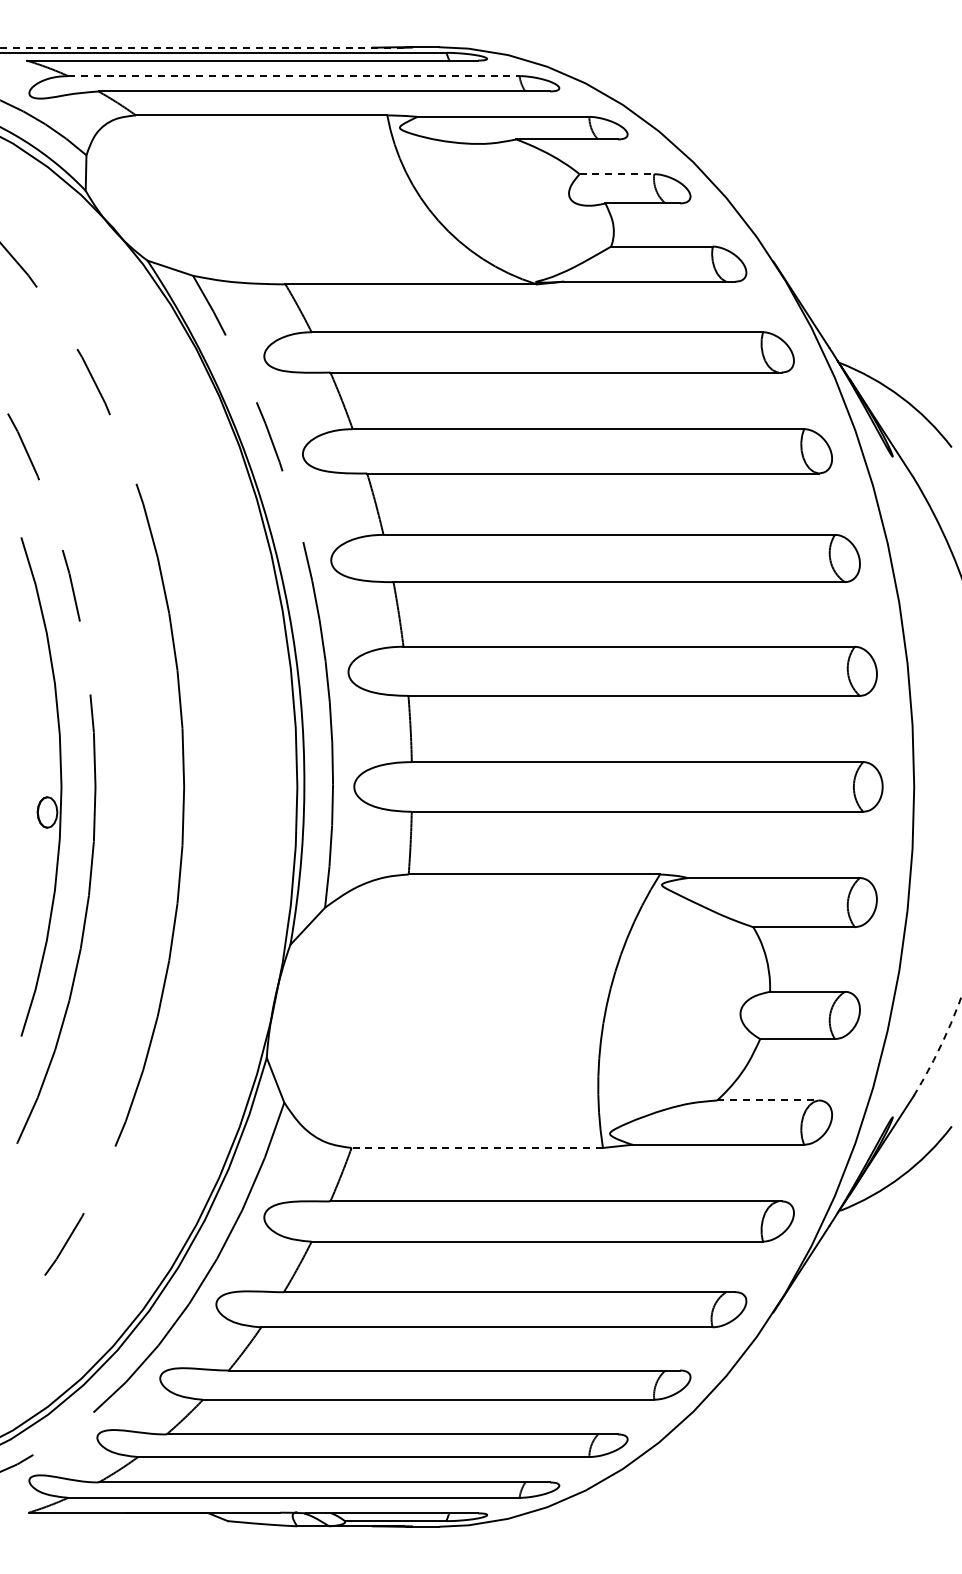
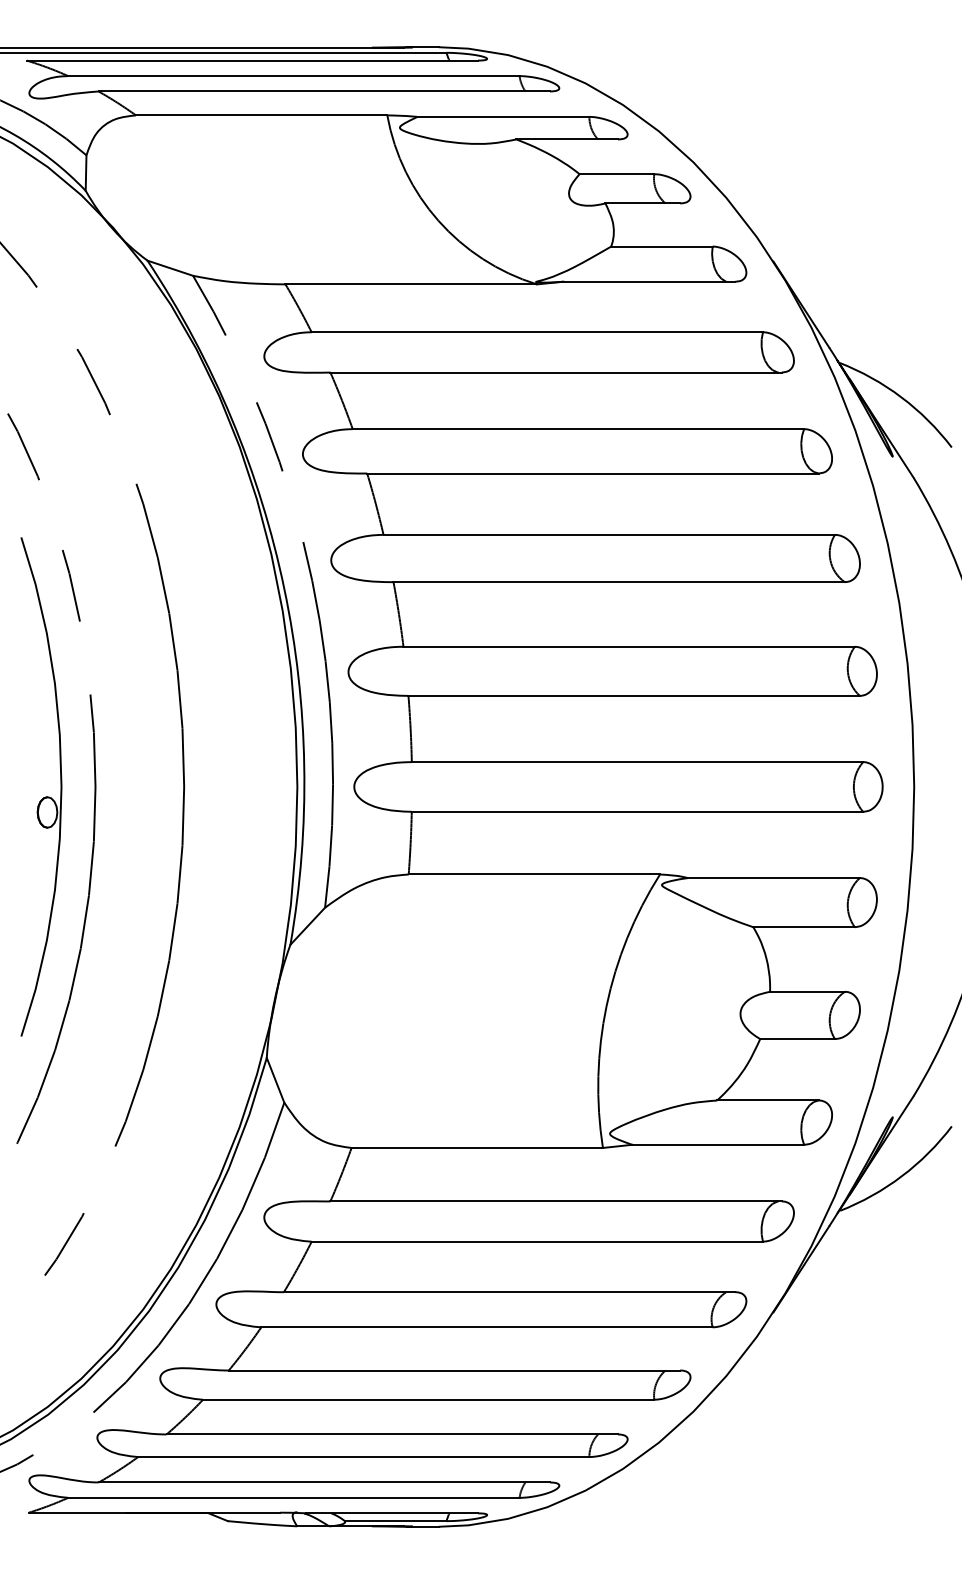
line: dashed -> solid (202, 47)
line: dashed -> solid (293, 76)
line: dashed -> solid (617, 174)
arc: dashed -> solid (940, 1046)
line: dashed -> solid (767, 1100)
line: dashed -> solid (477, 1147)
